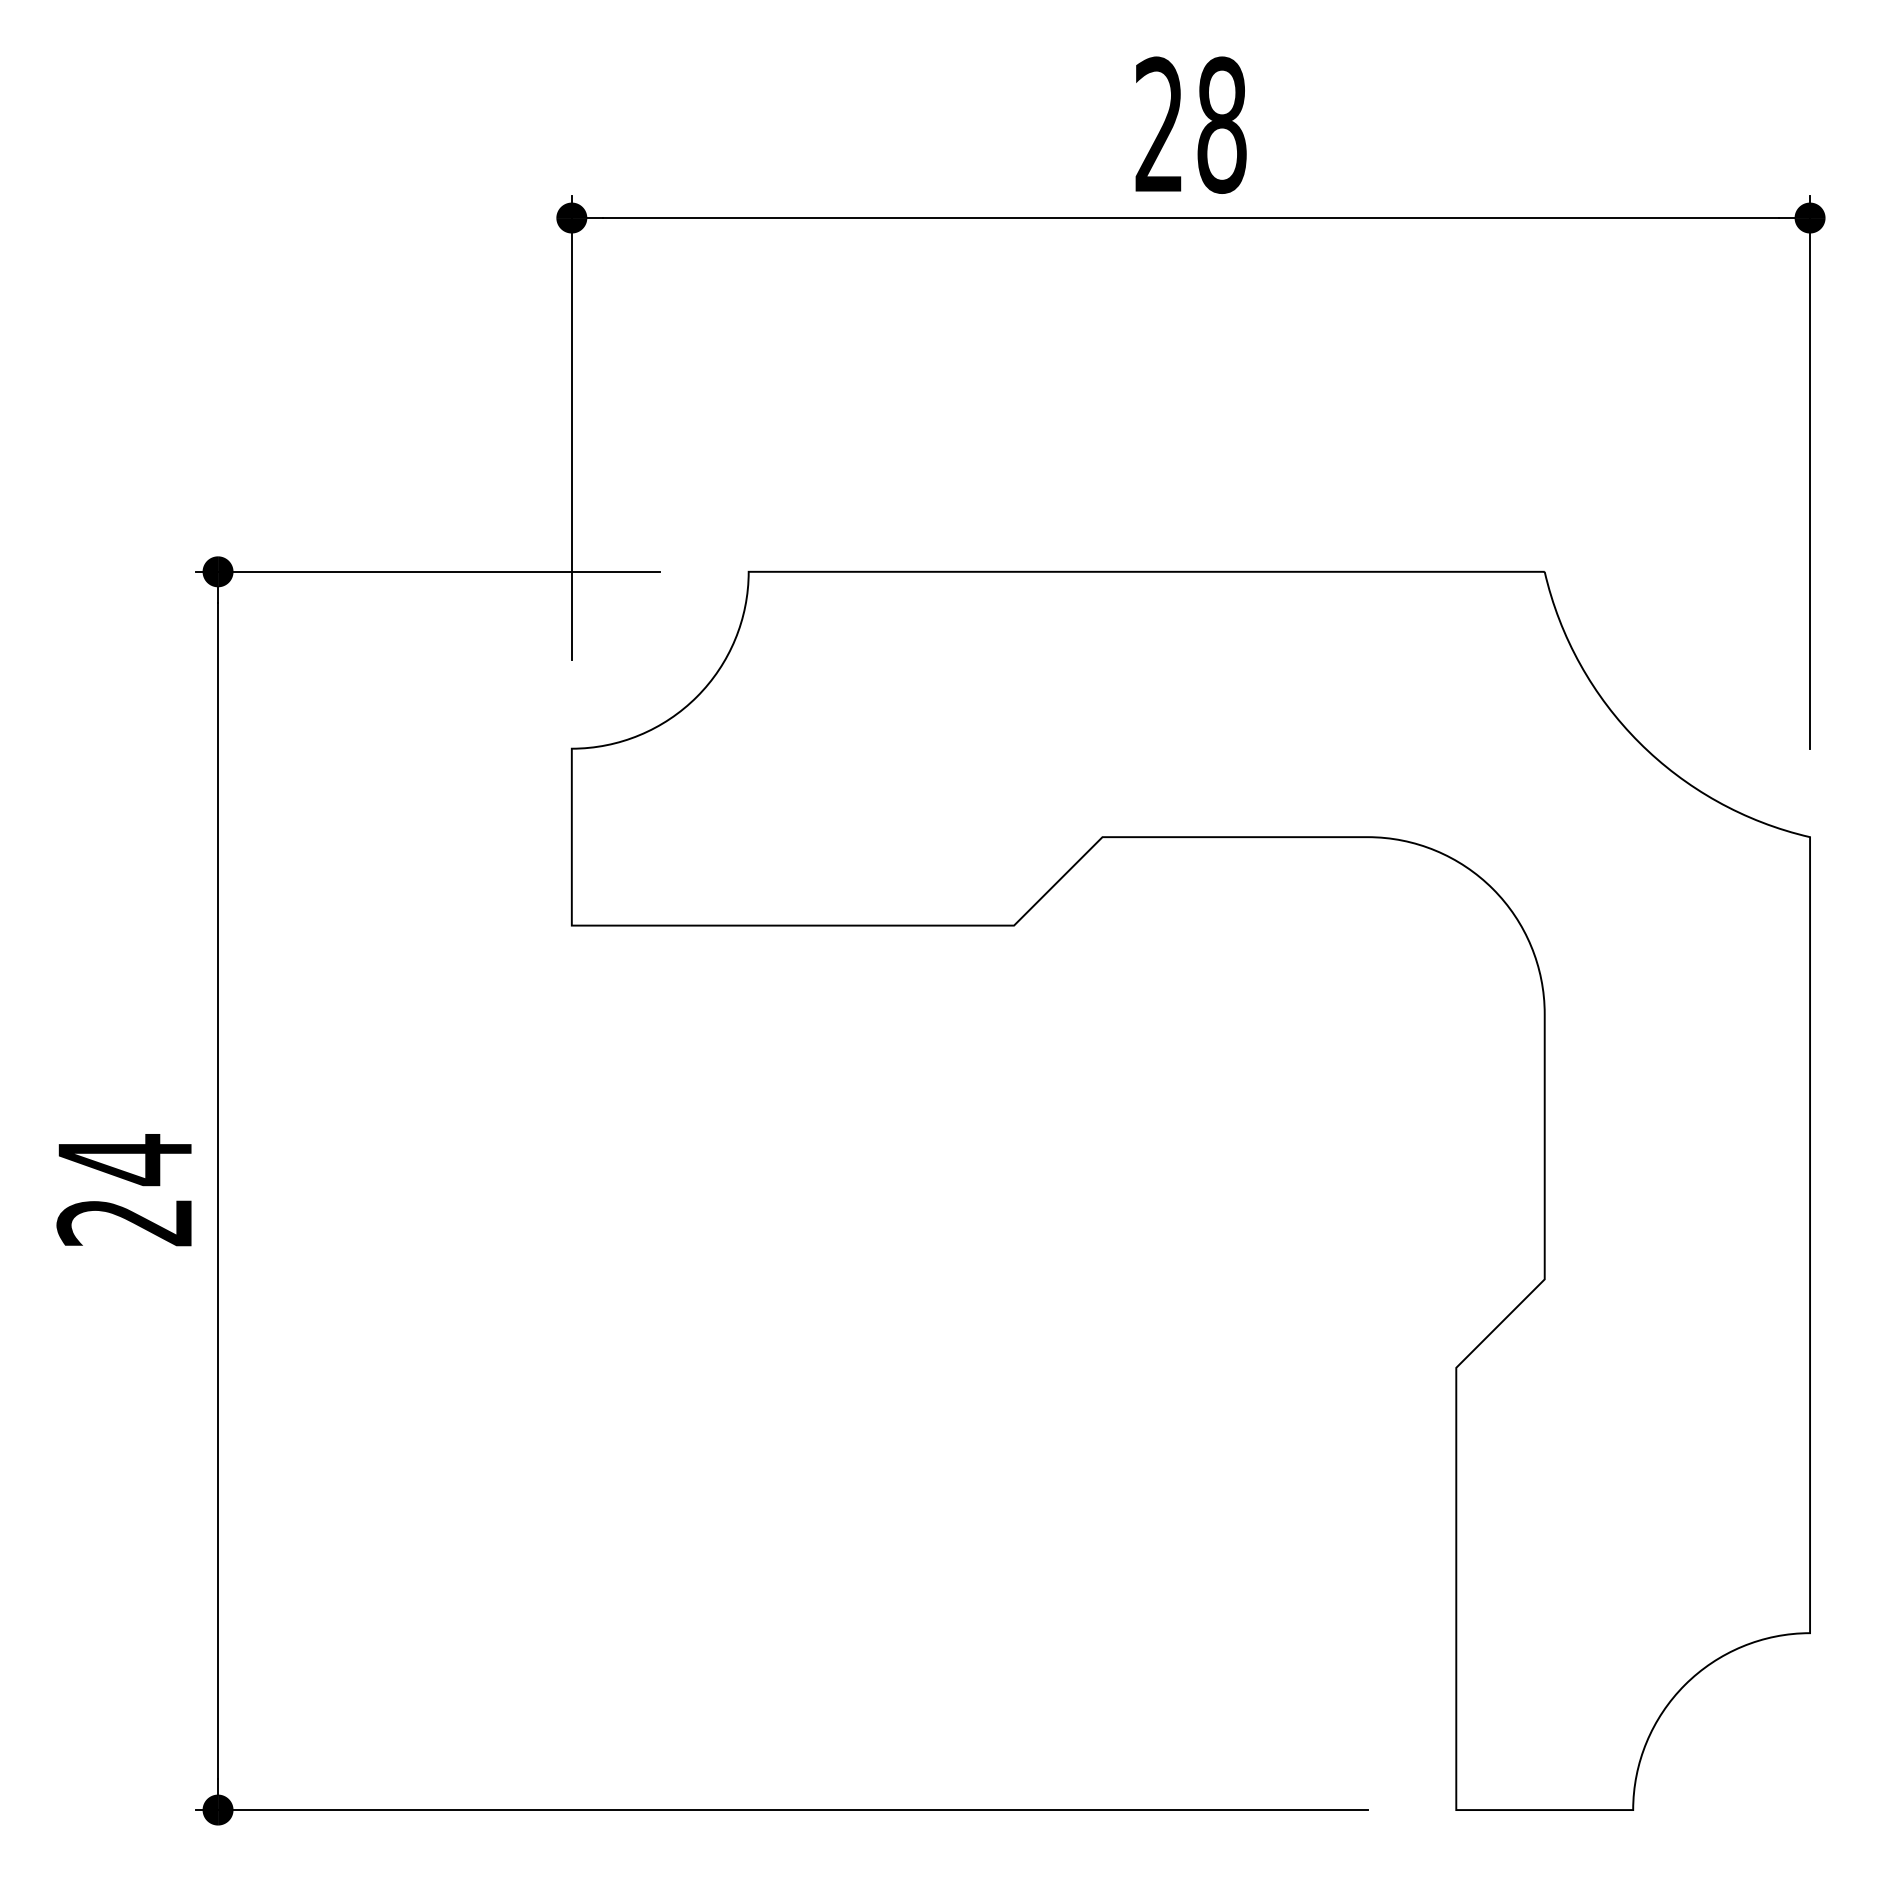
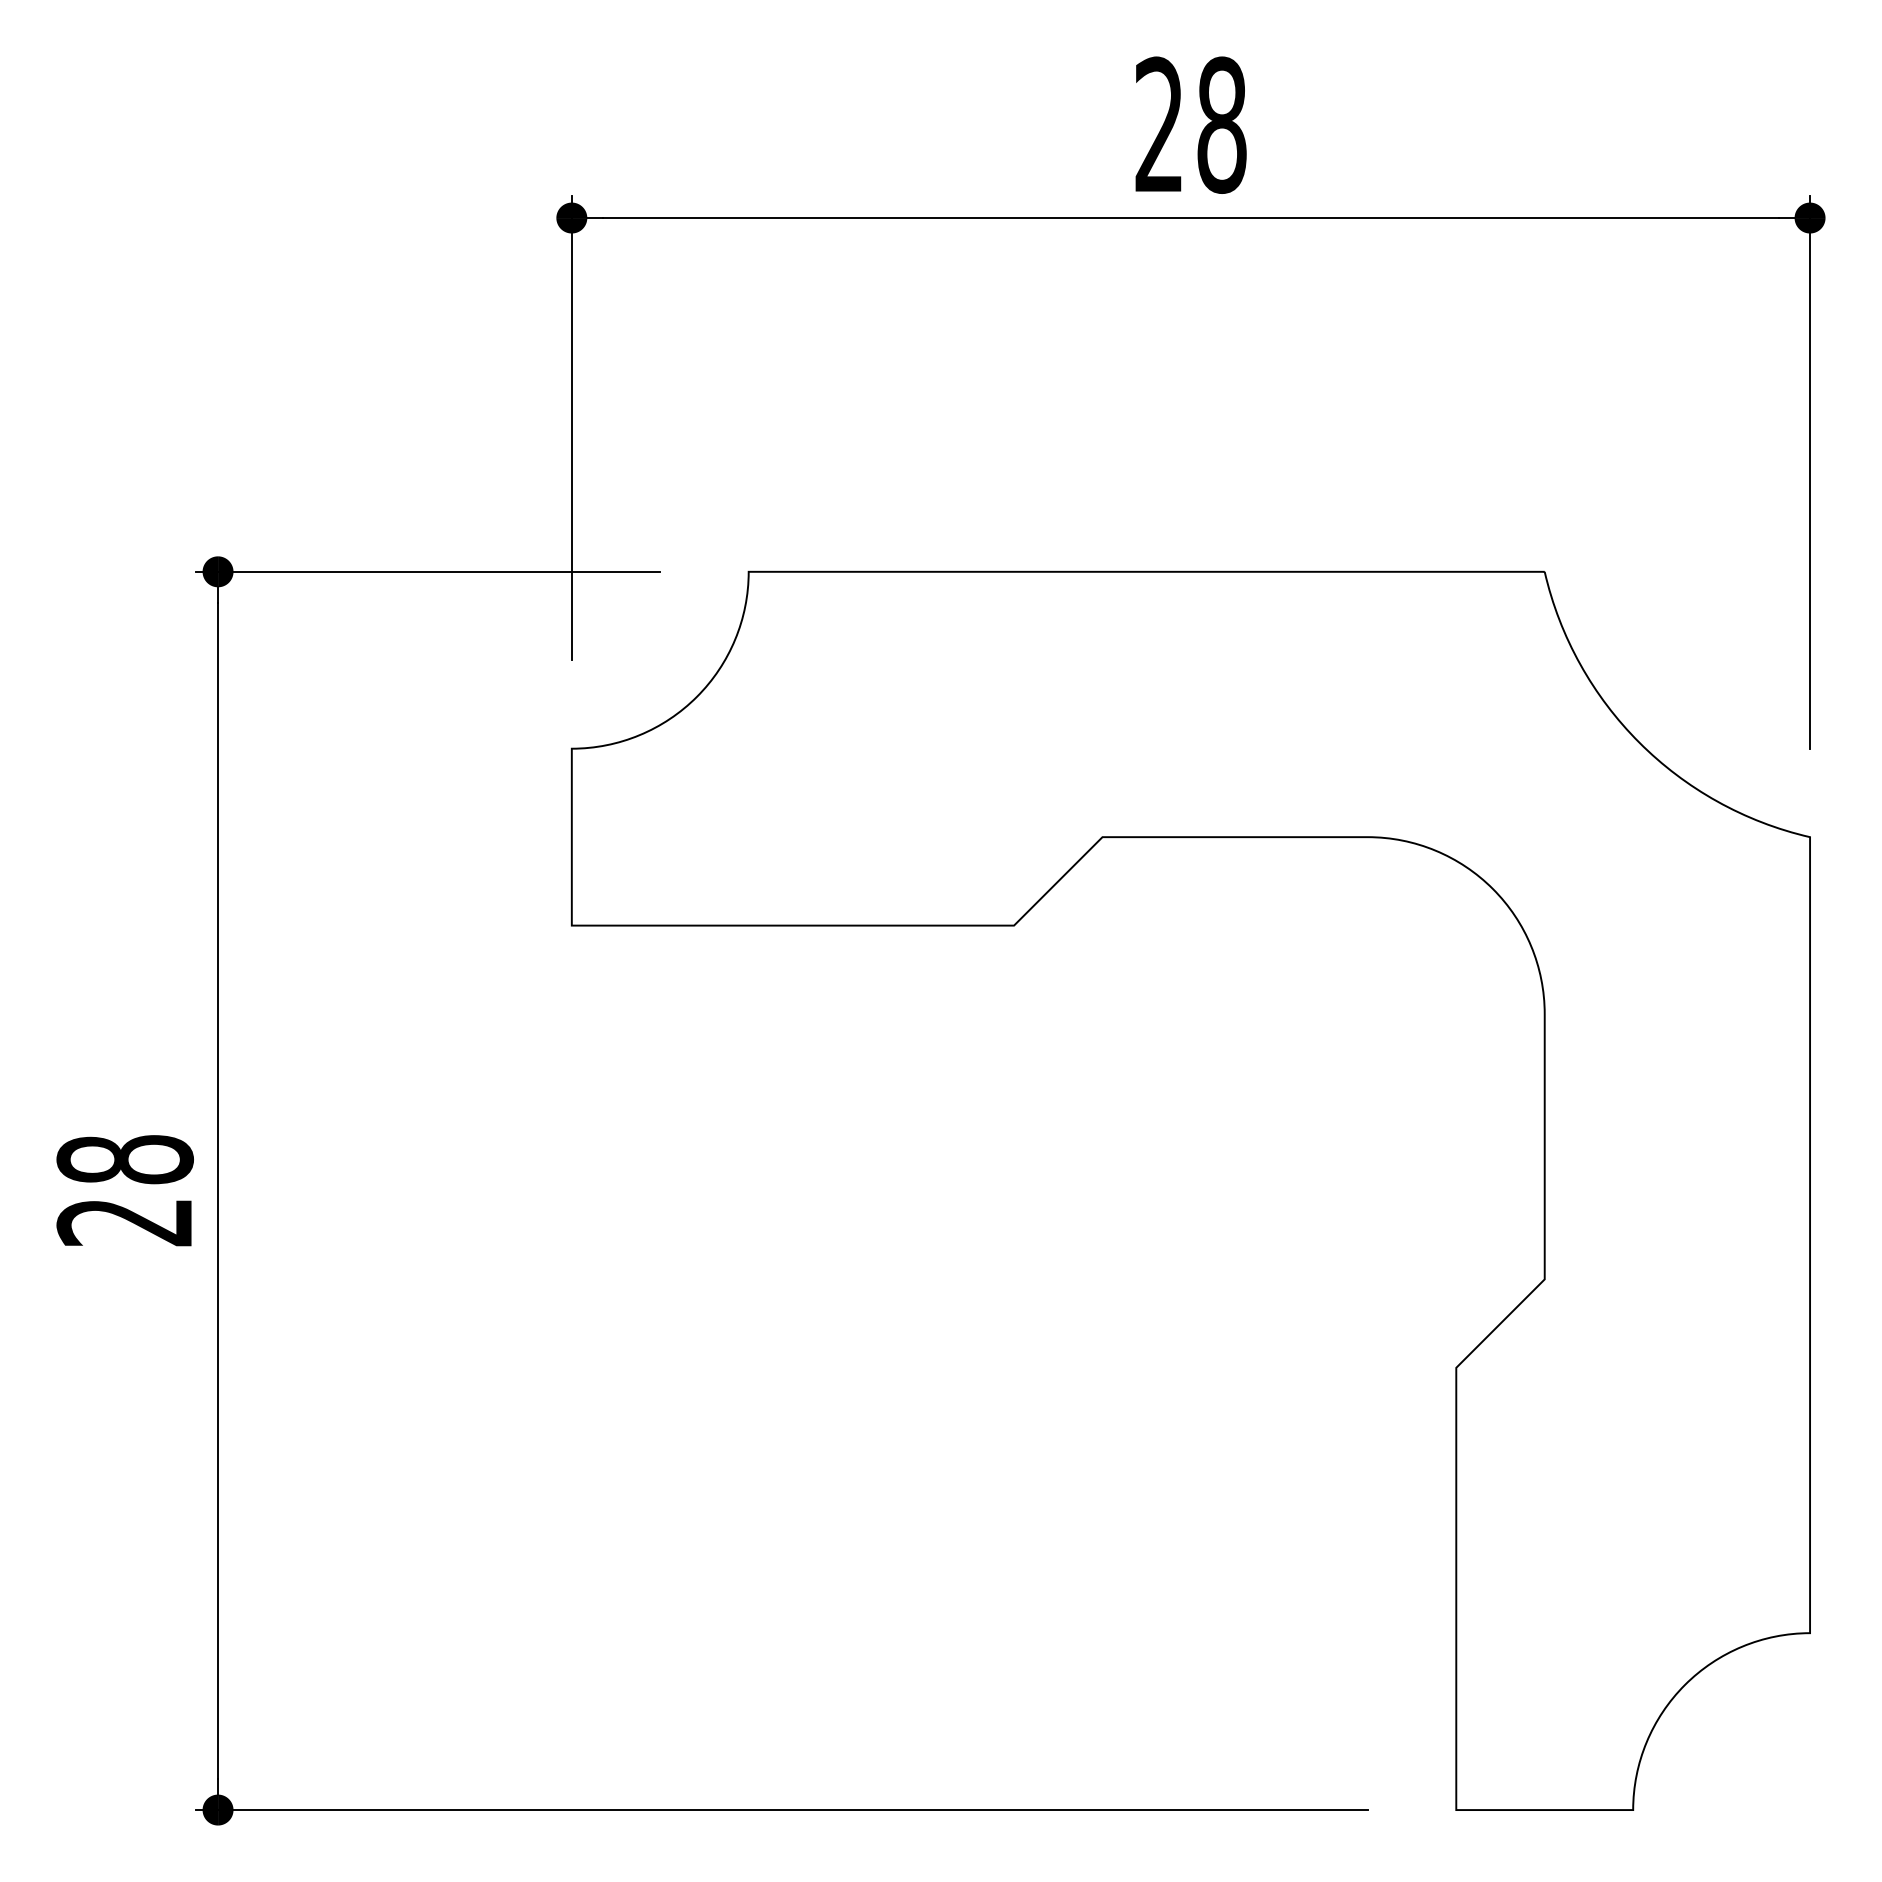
text: 24 -> 28 (124, 1160)
